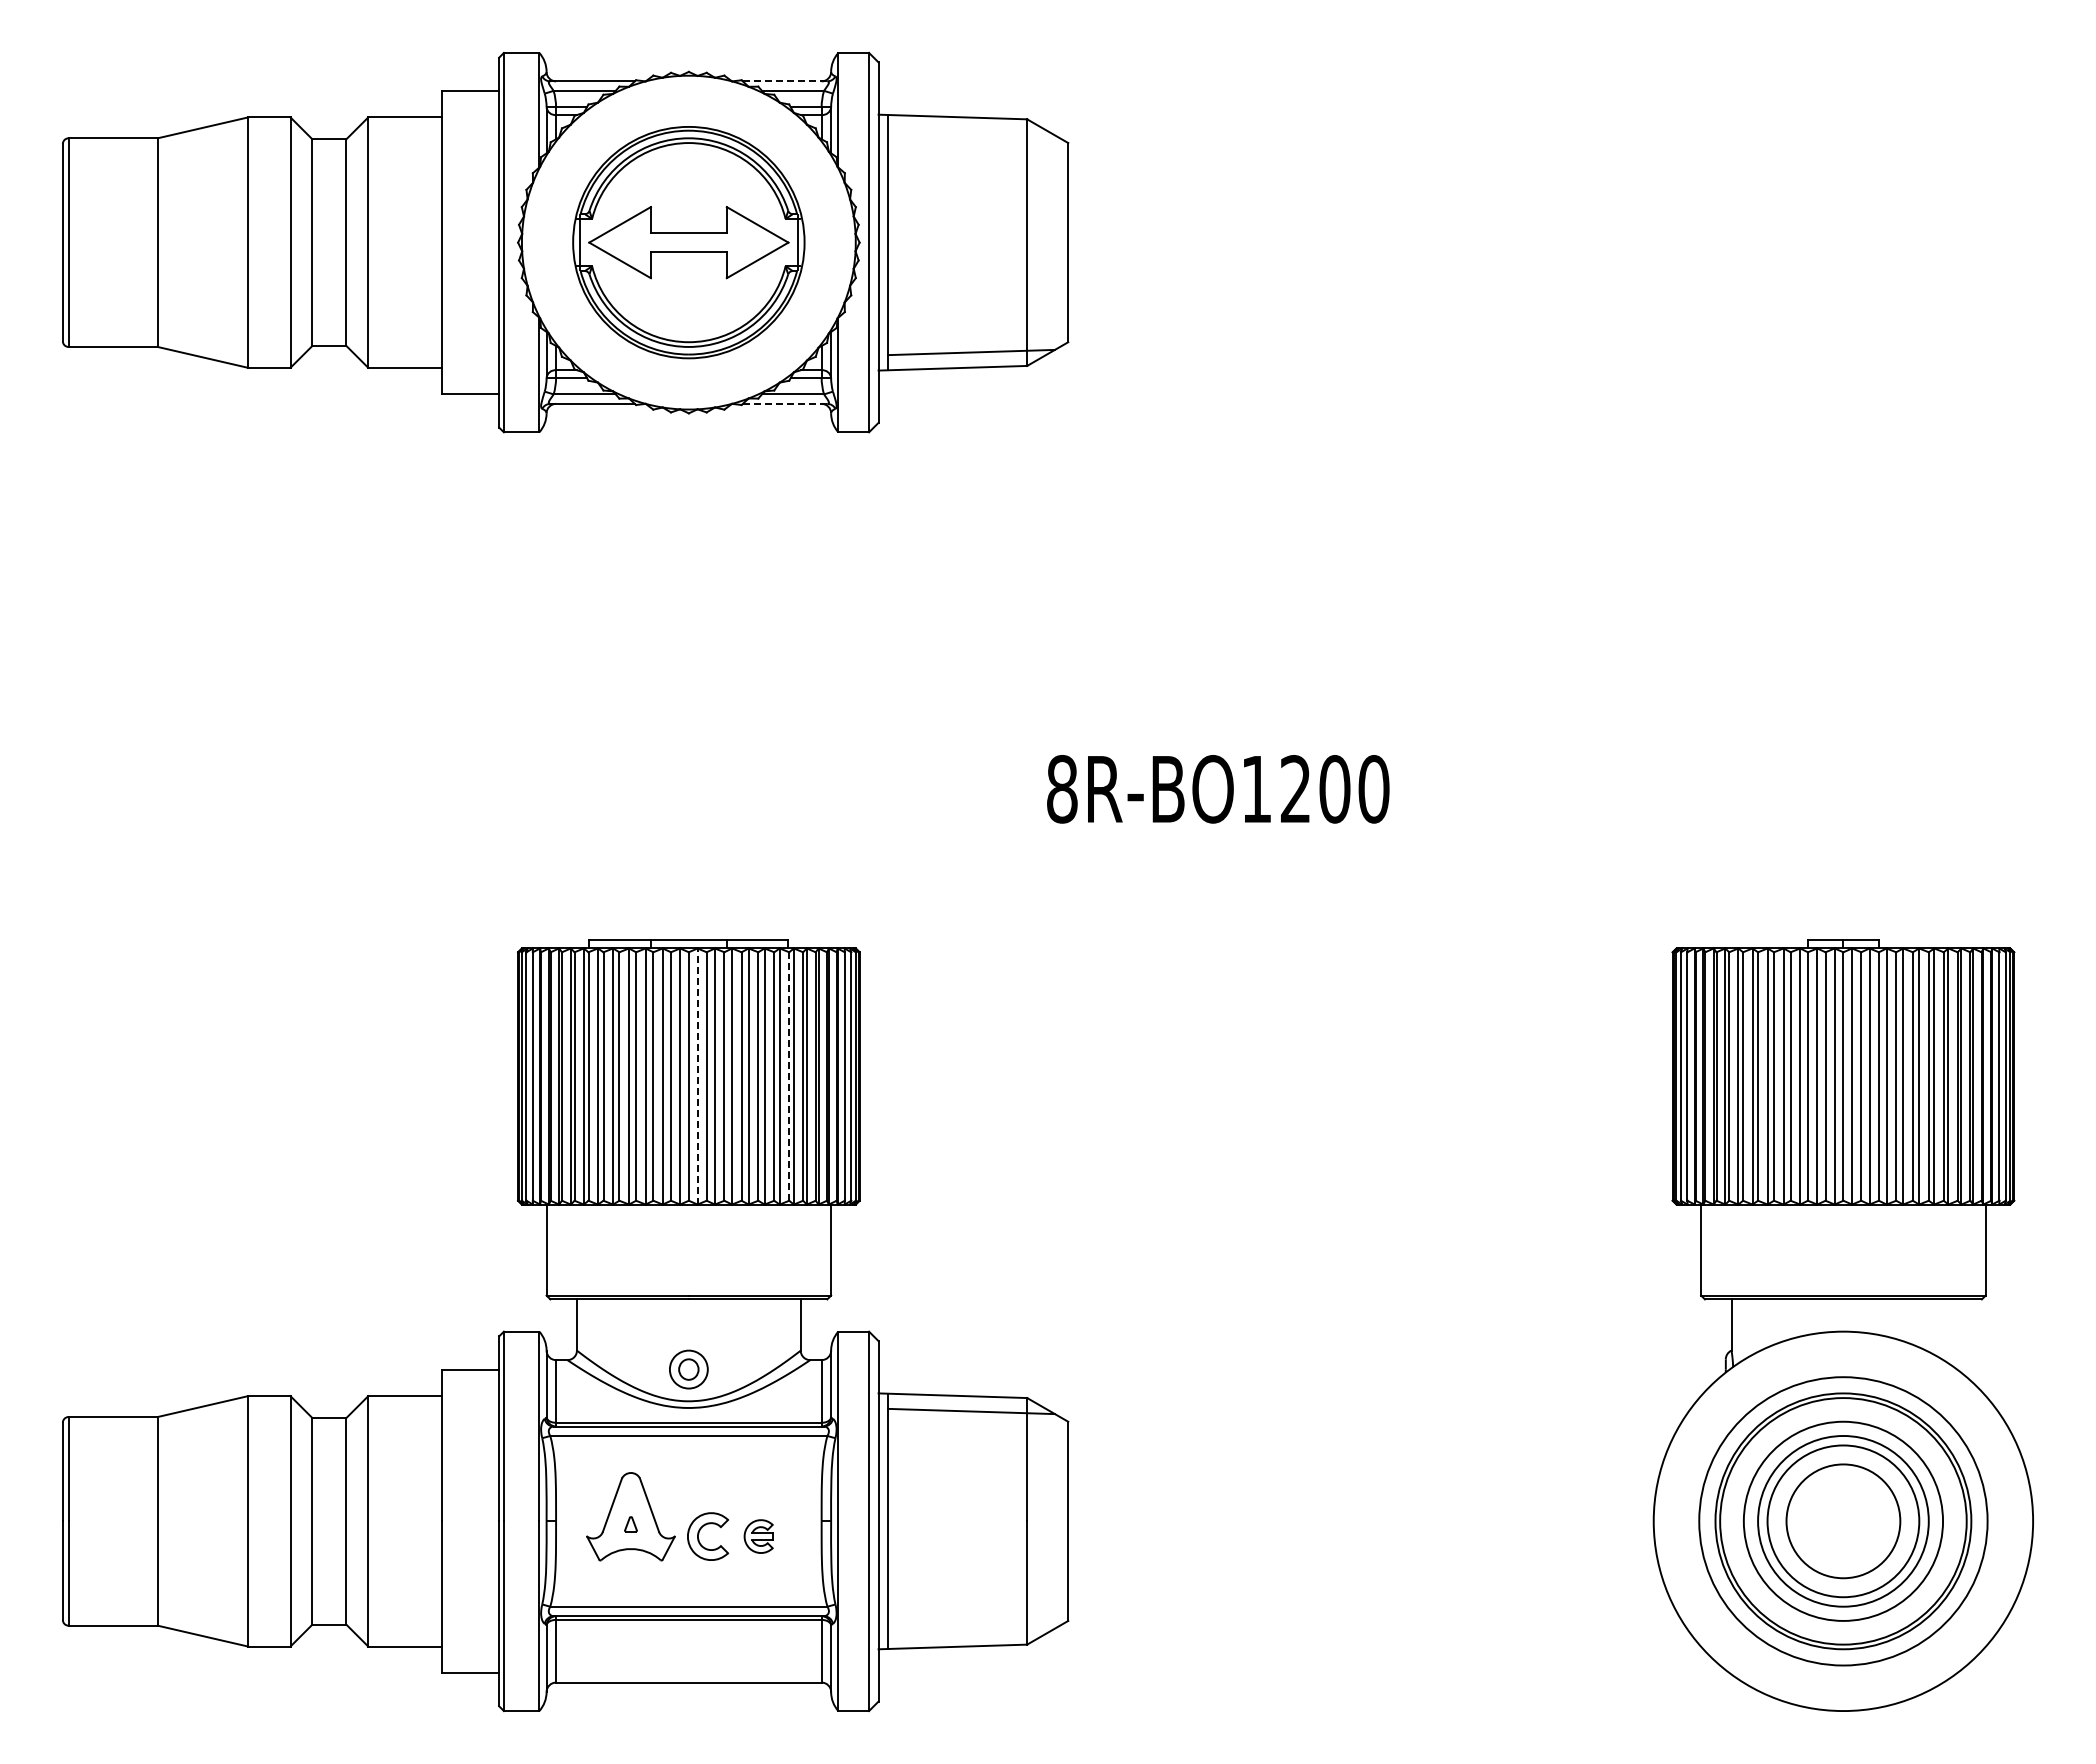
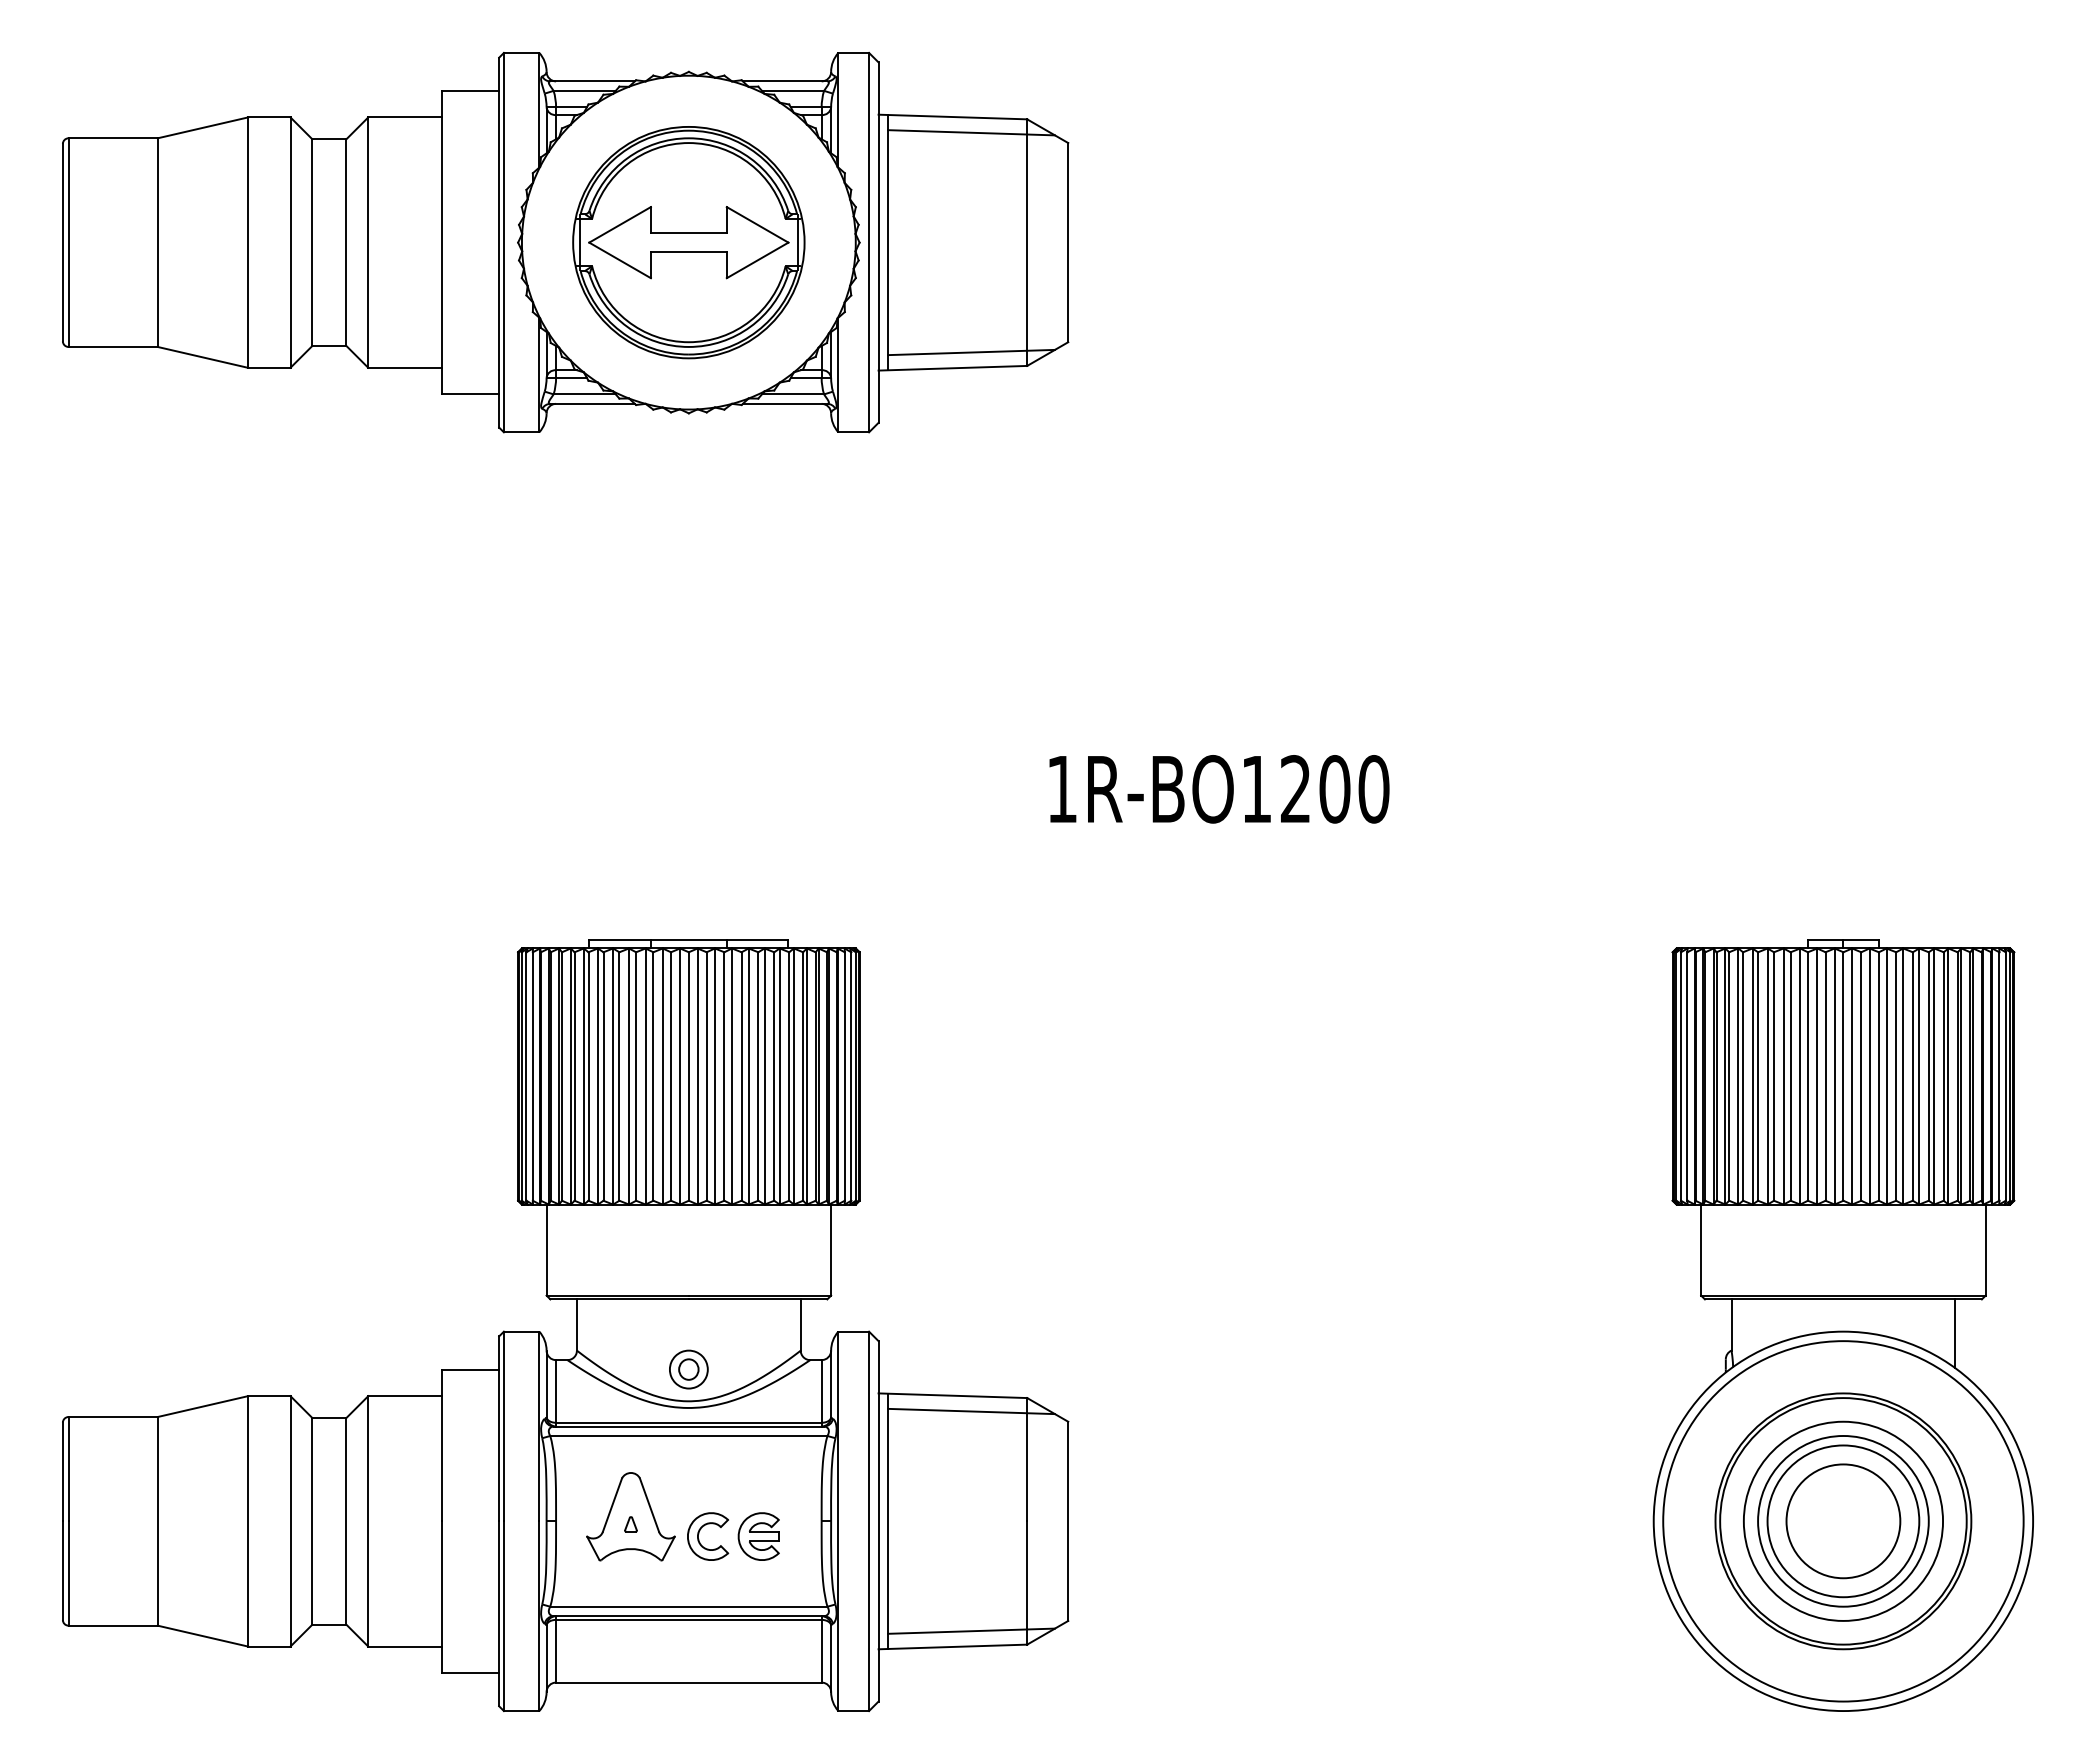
line: dashed -> solid (785, 81)
line: none -> present (971, 132)
line: dashed -> solid (784, 403)
text: 8R-BO1200 -> 1R-BO1200 (1062, 789)
line: dashed -> solid (697, 1076)
line: dashed -> solid (789, 1076)
line: none -> present (1955, 1333)
circle diameter: 288 px -> 360 px (1843, 1521)
part size: 31x35 px -> 43x49 px (758, 1536)
line: none -> present (971, 1630)
